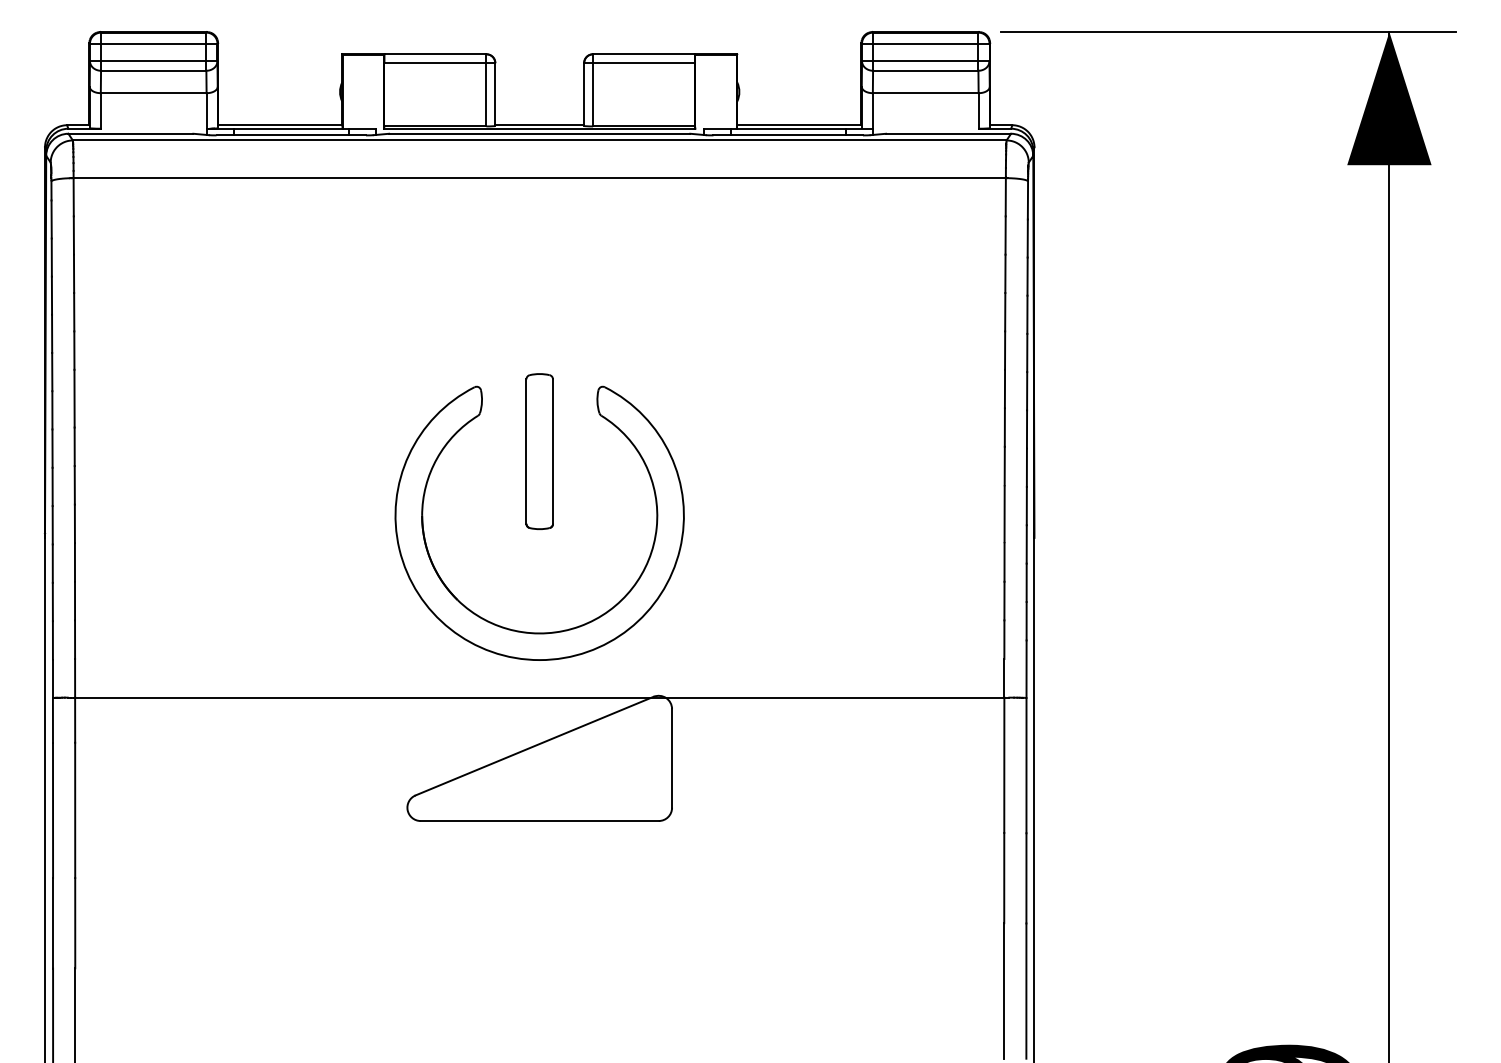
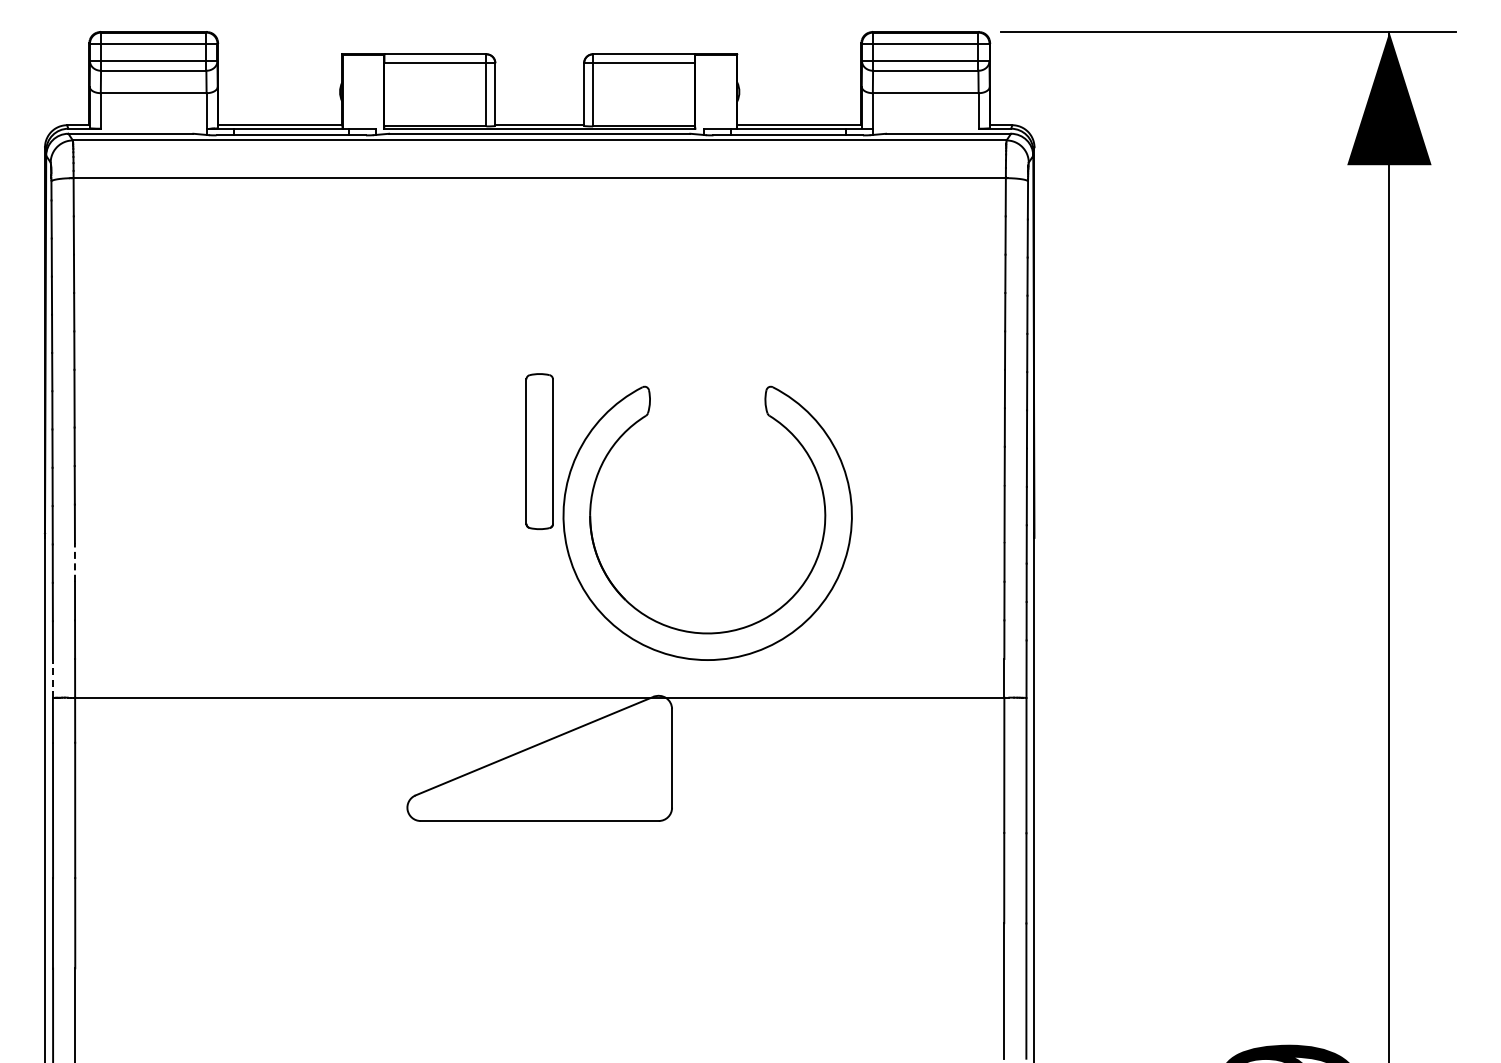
line: solid -> dashed (74, 561)
part position: (526, 631) -> (694, 631) (694, 631)
line: solid -> dashed (52, 678)
